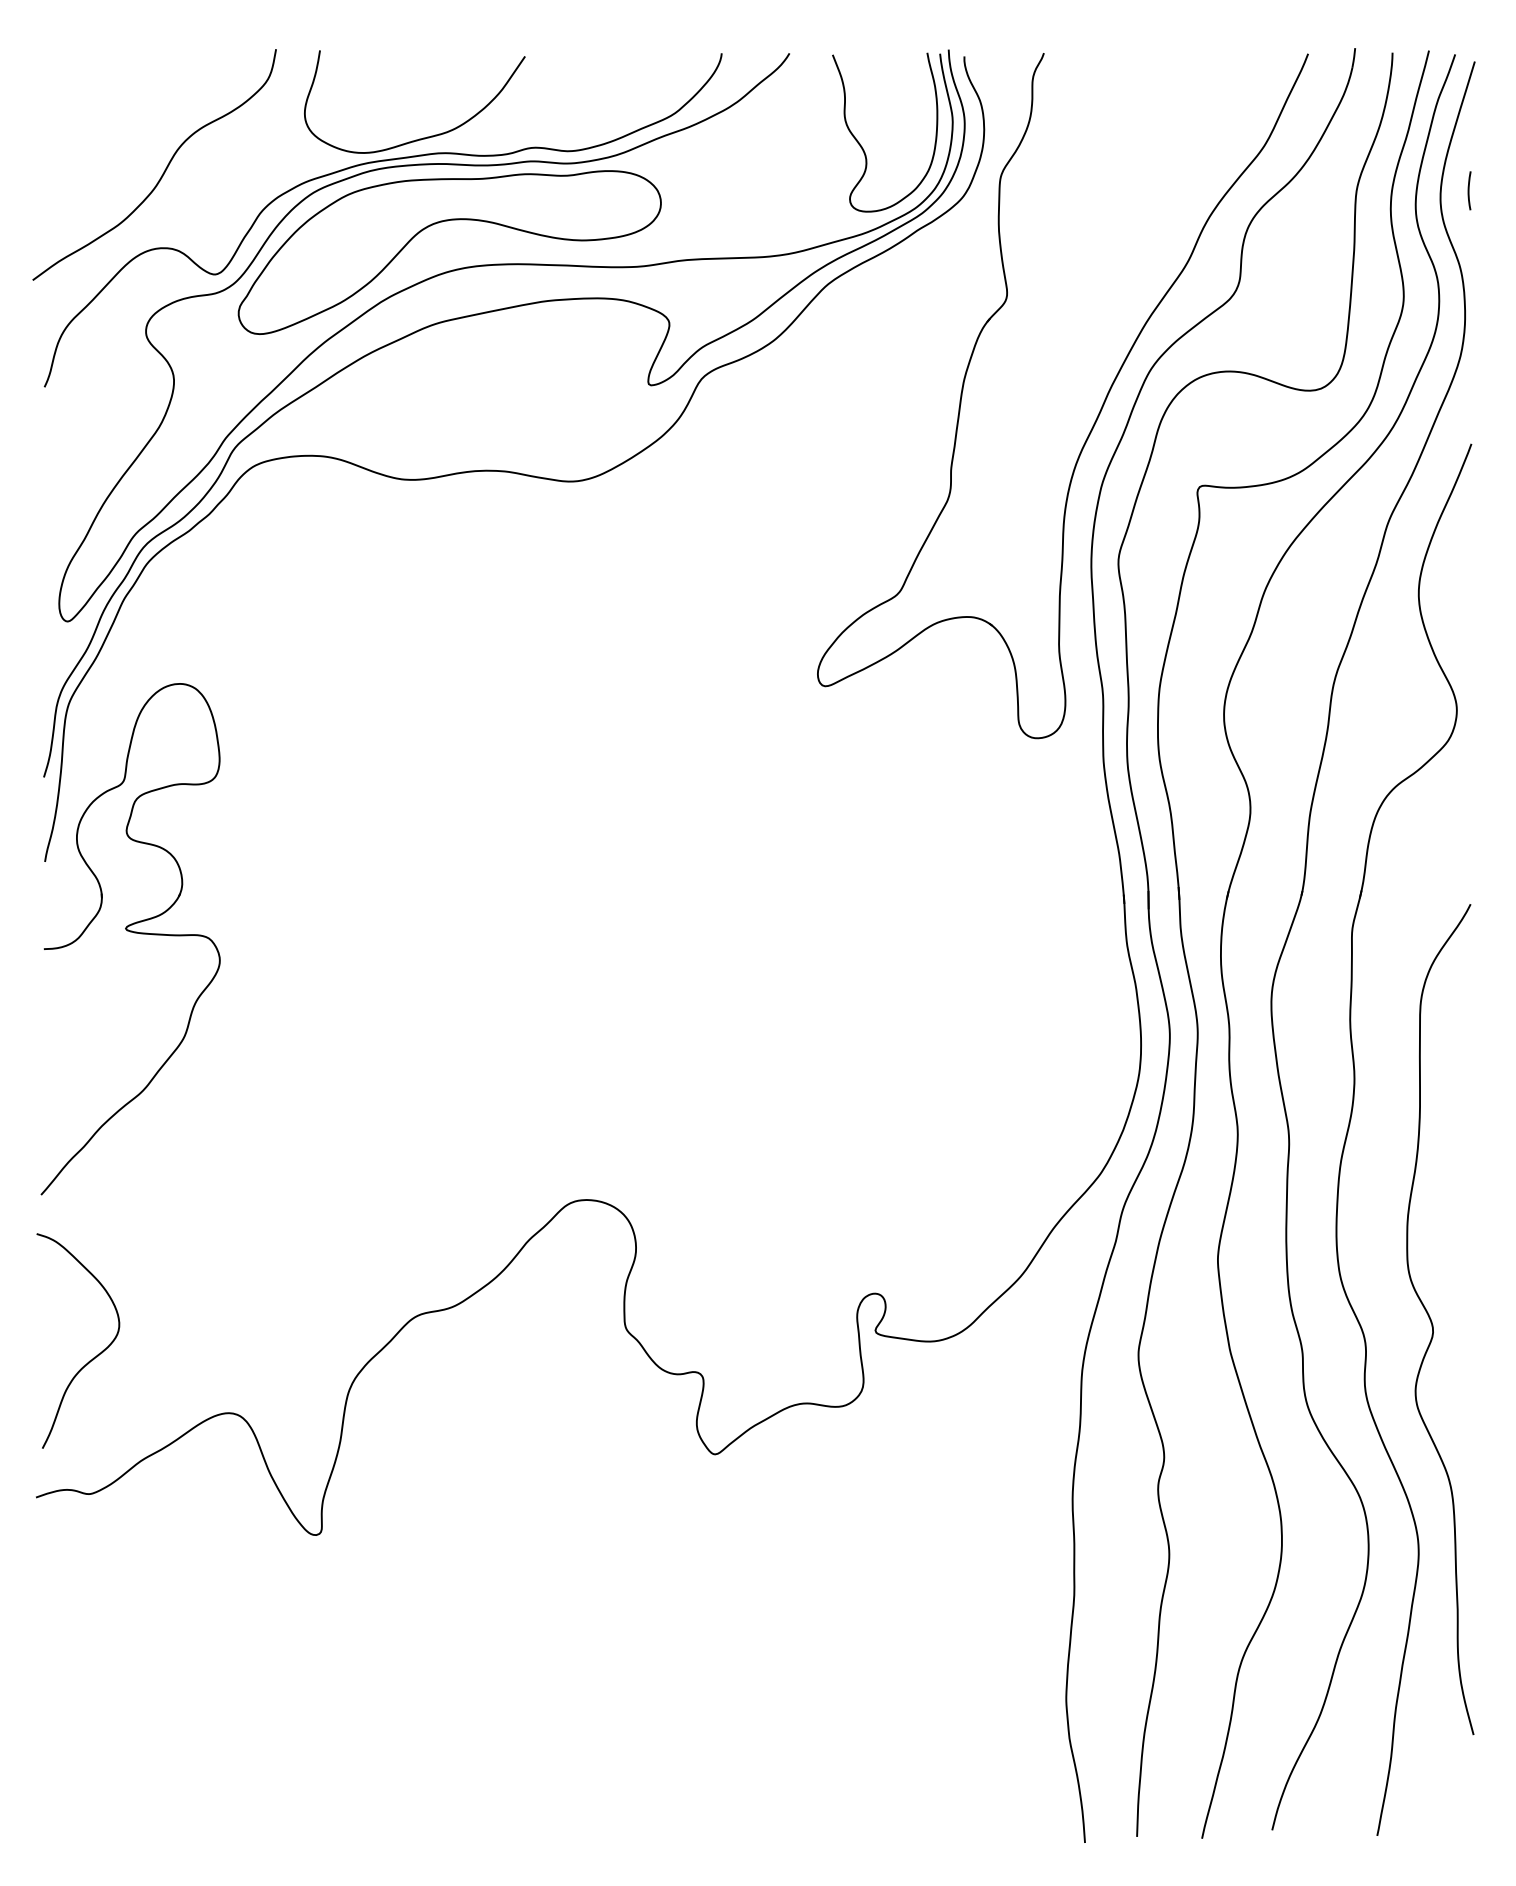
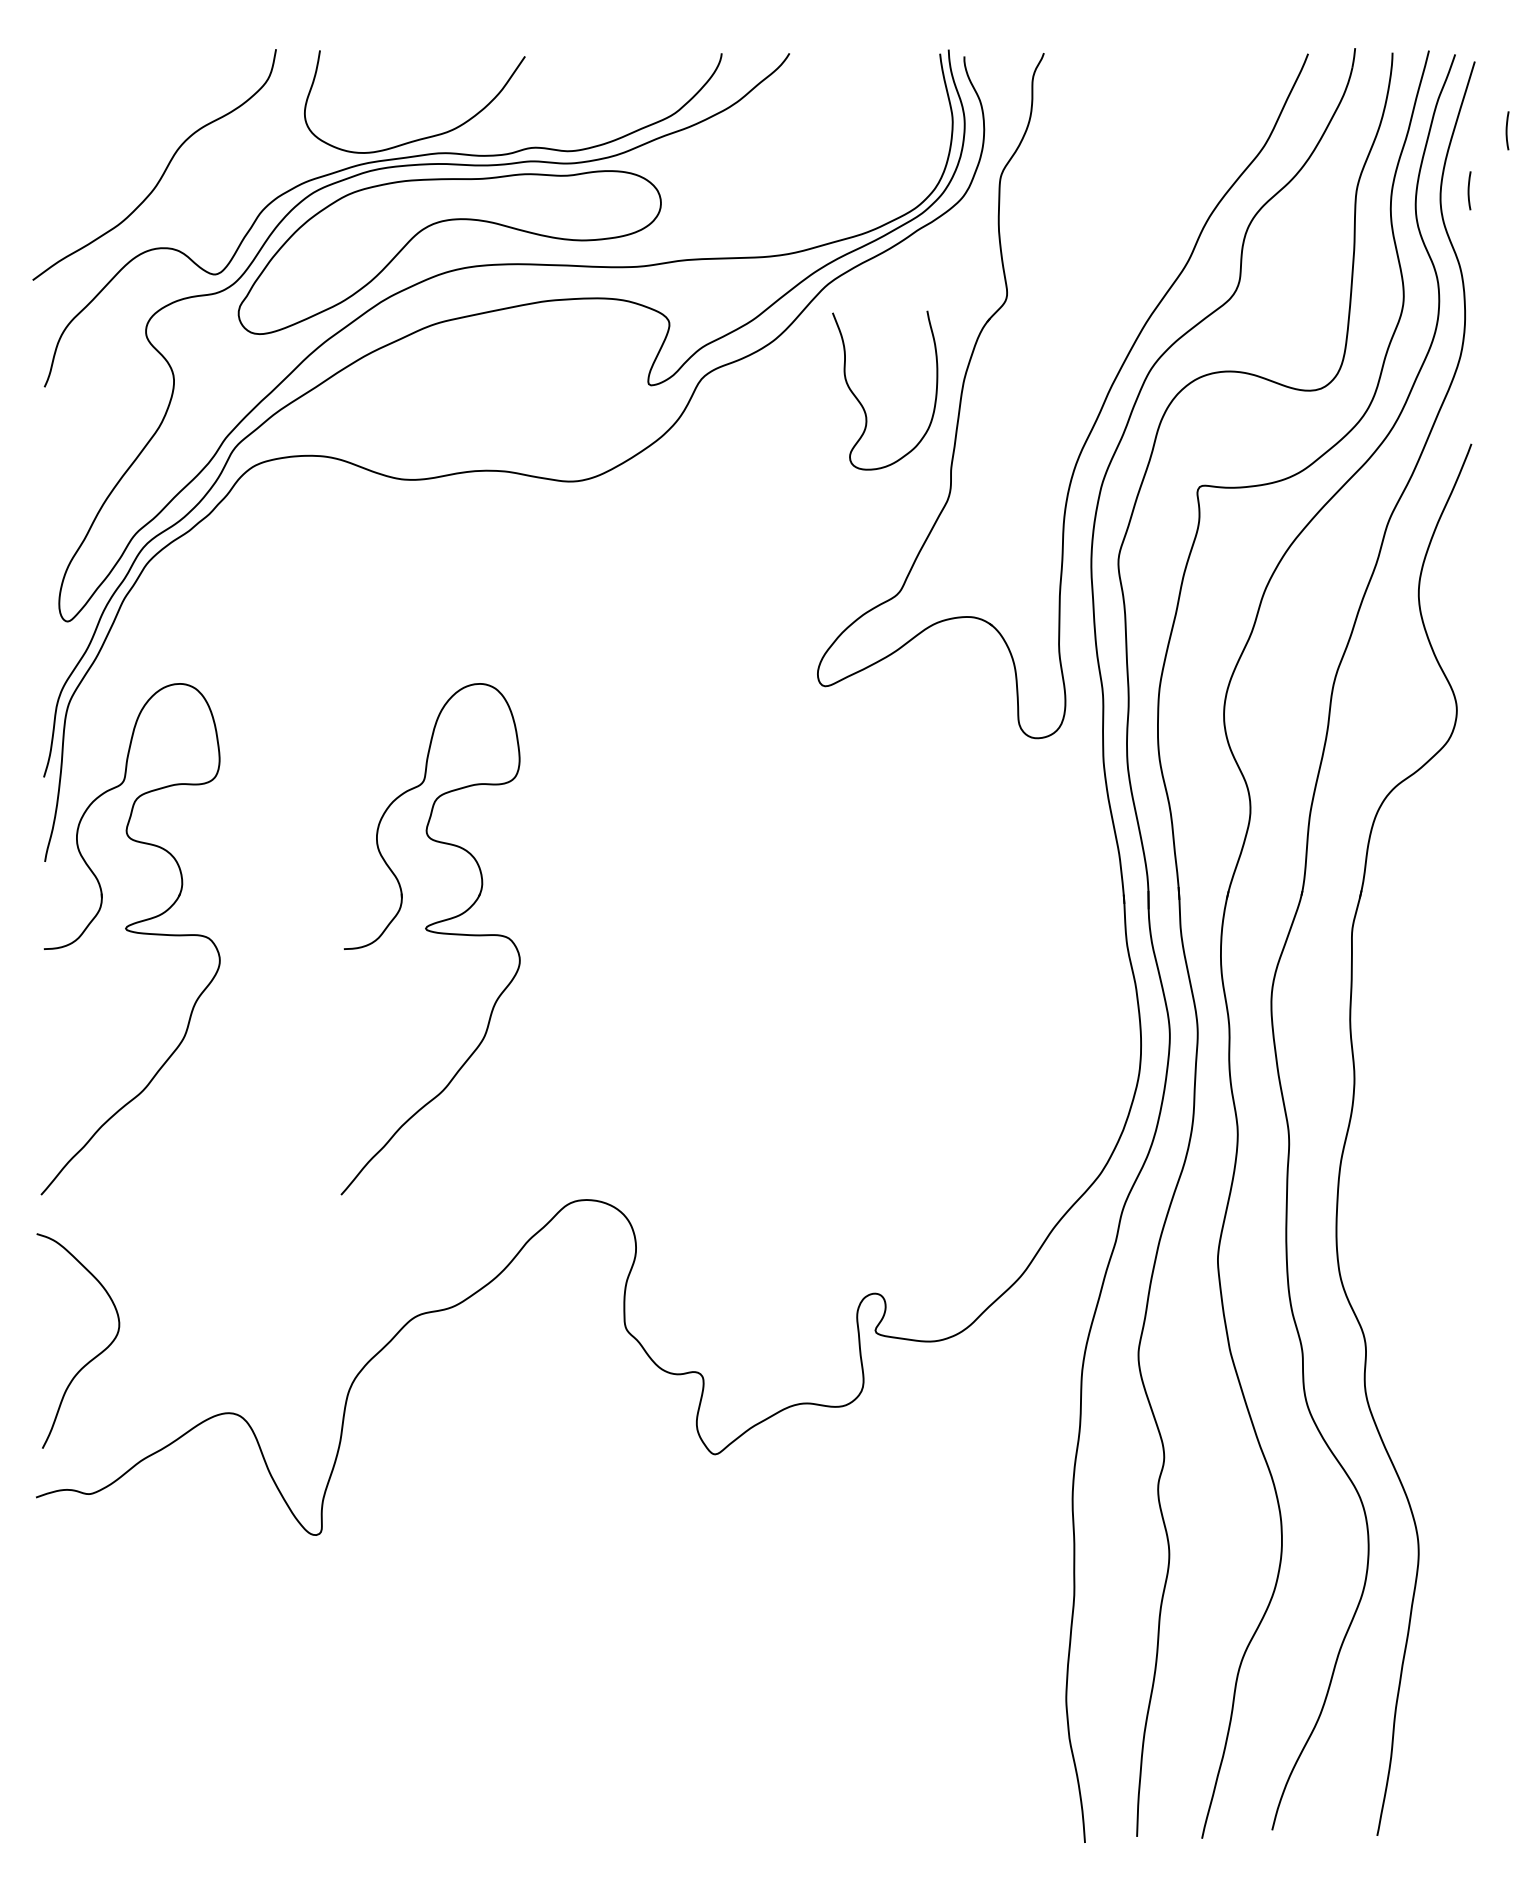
curve: none -> present (1507, 130)
curve position: (862, 146) -> (862, 404) (862, 404)
part: none -> present (430, 932)
curve: present -> none (1432, 1321)
